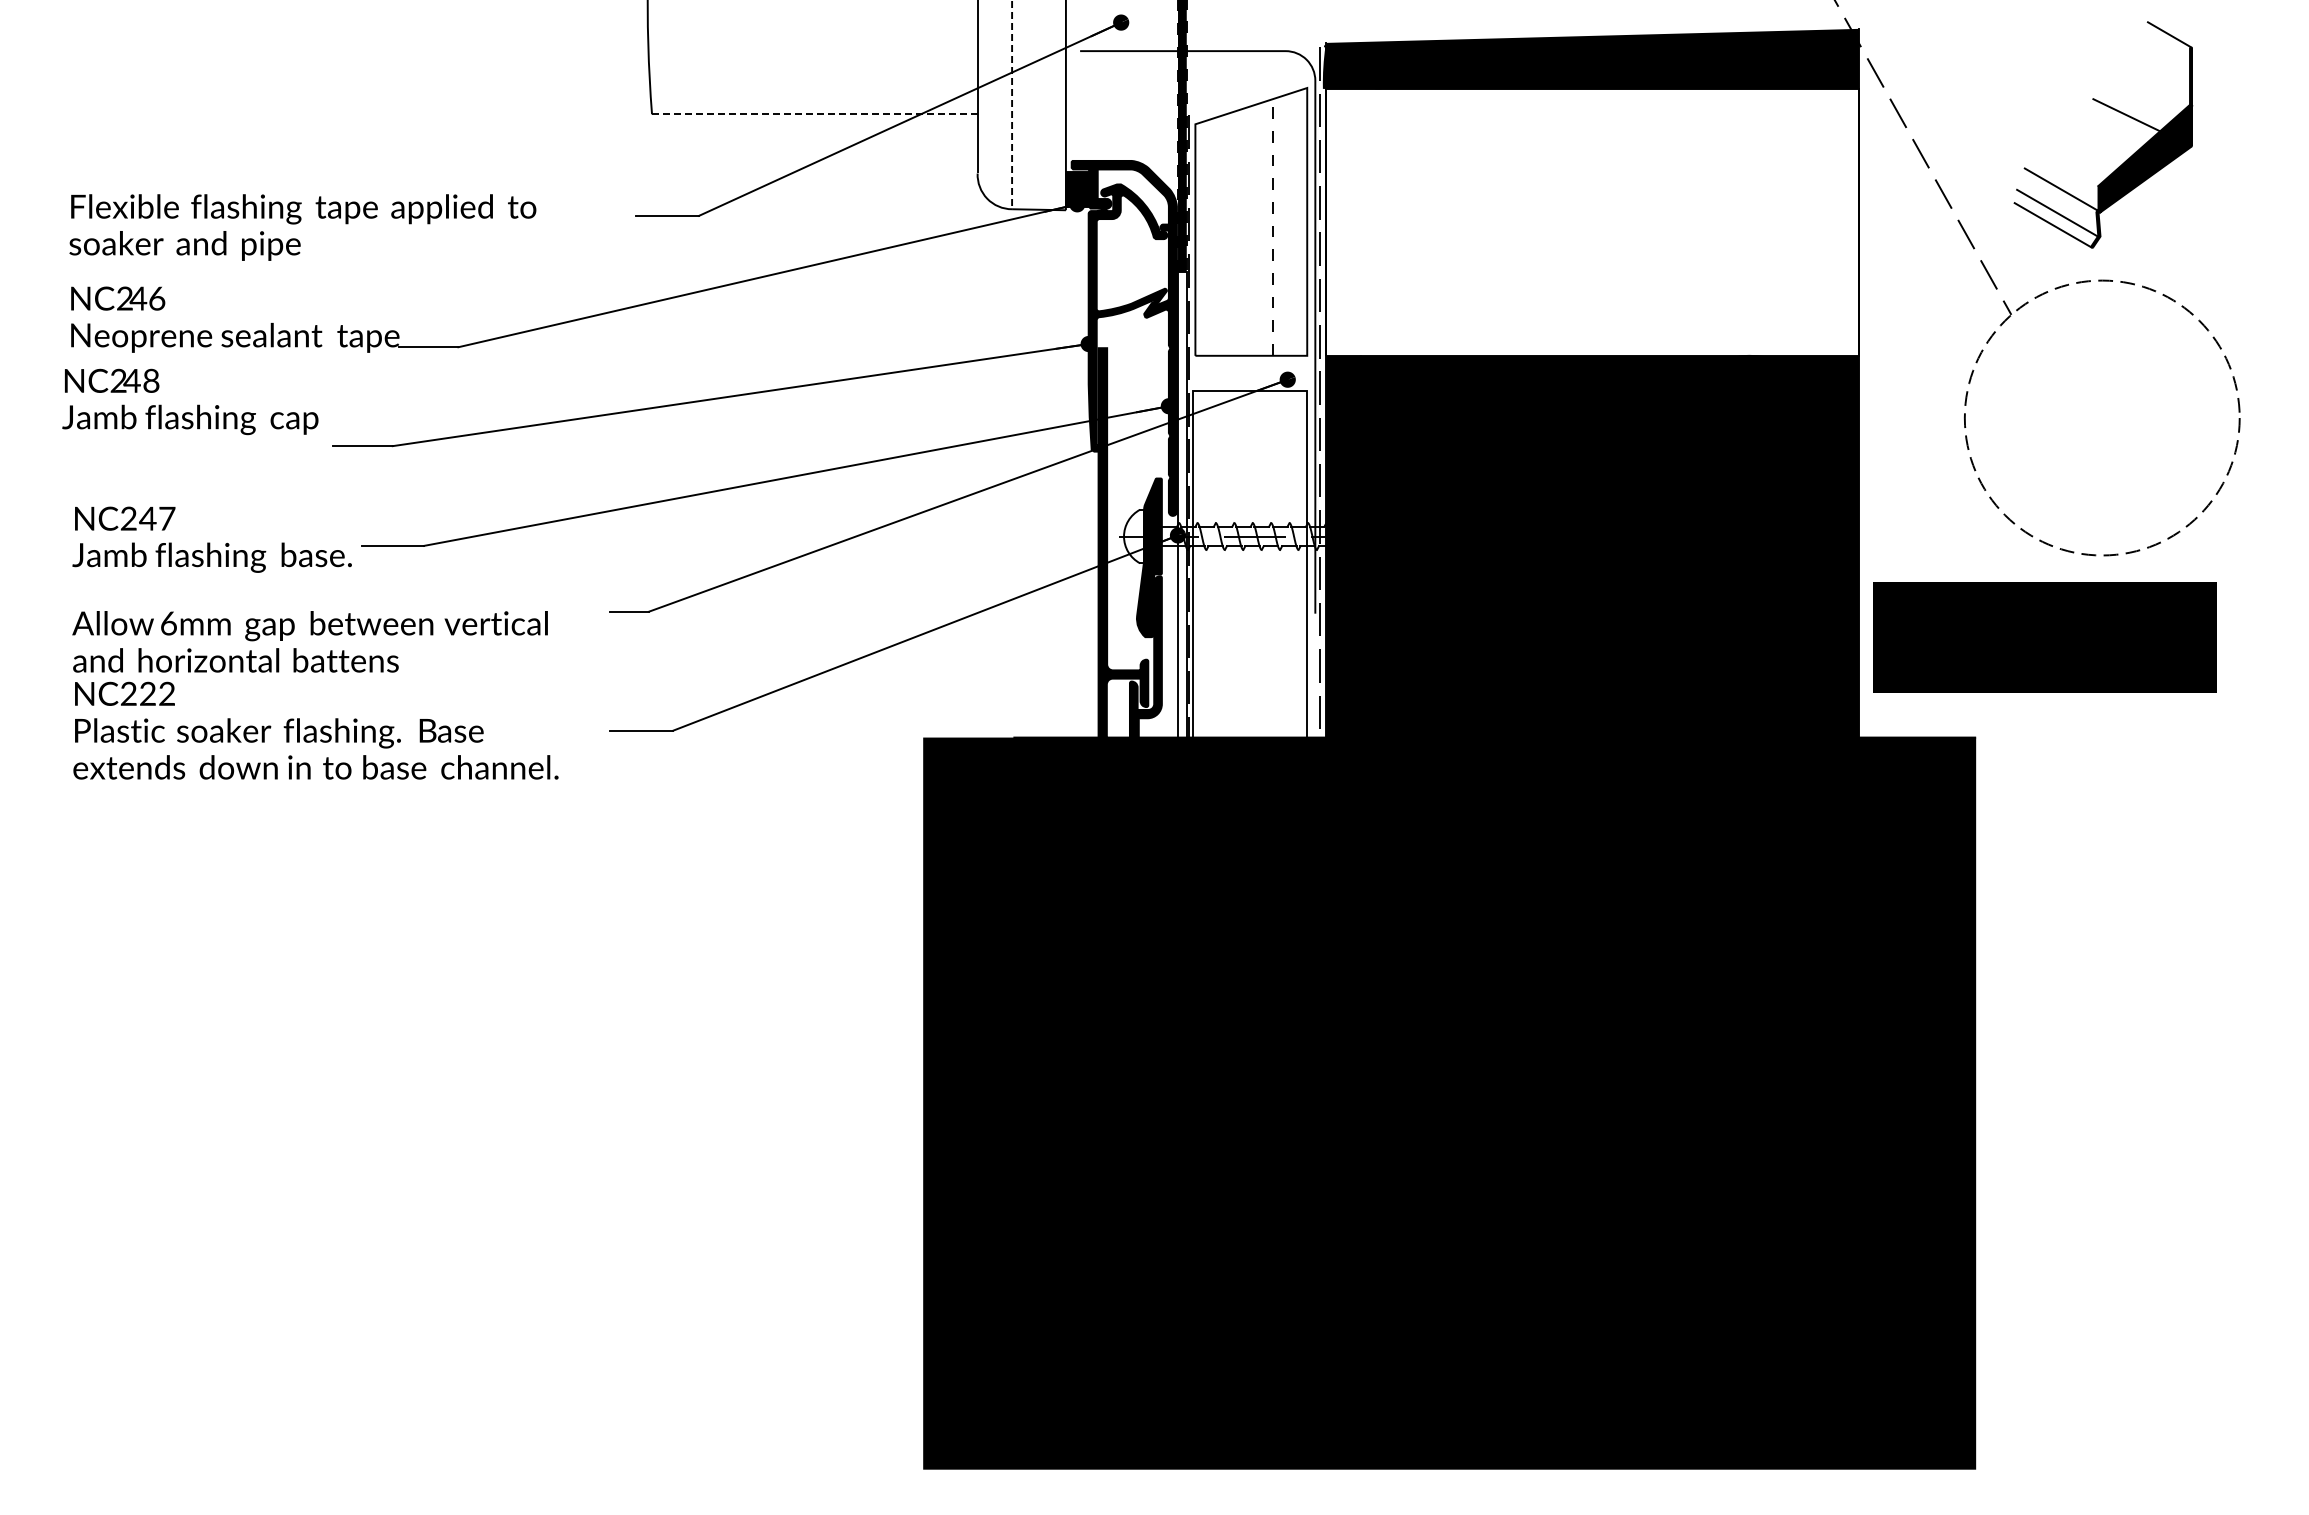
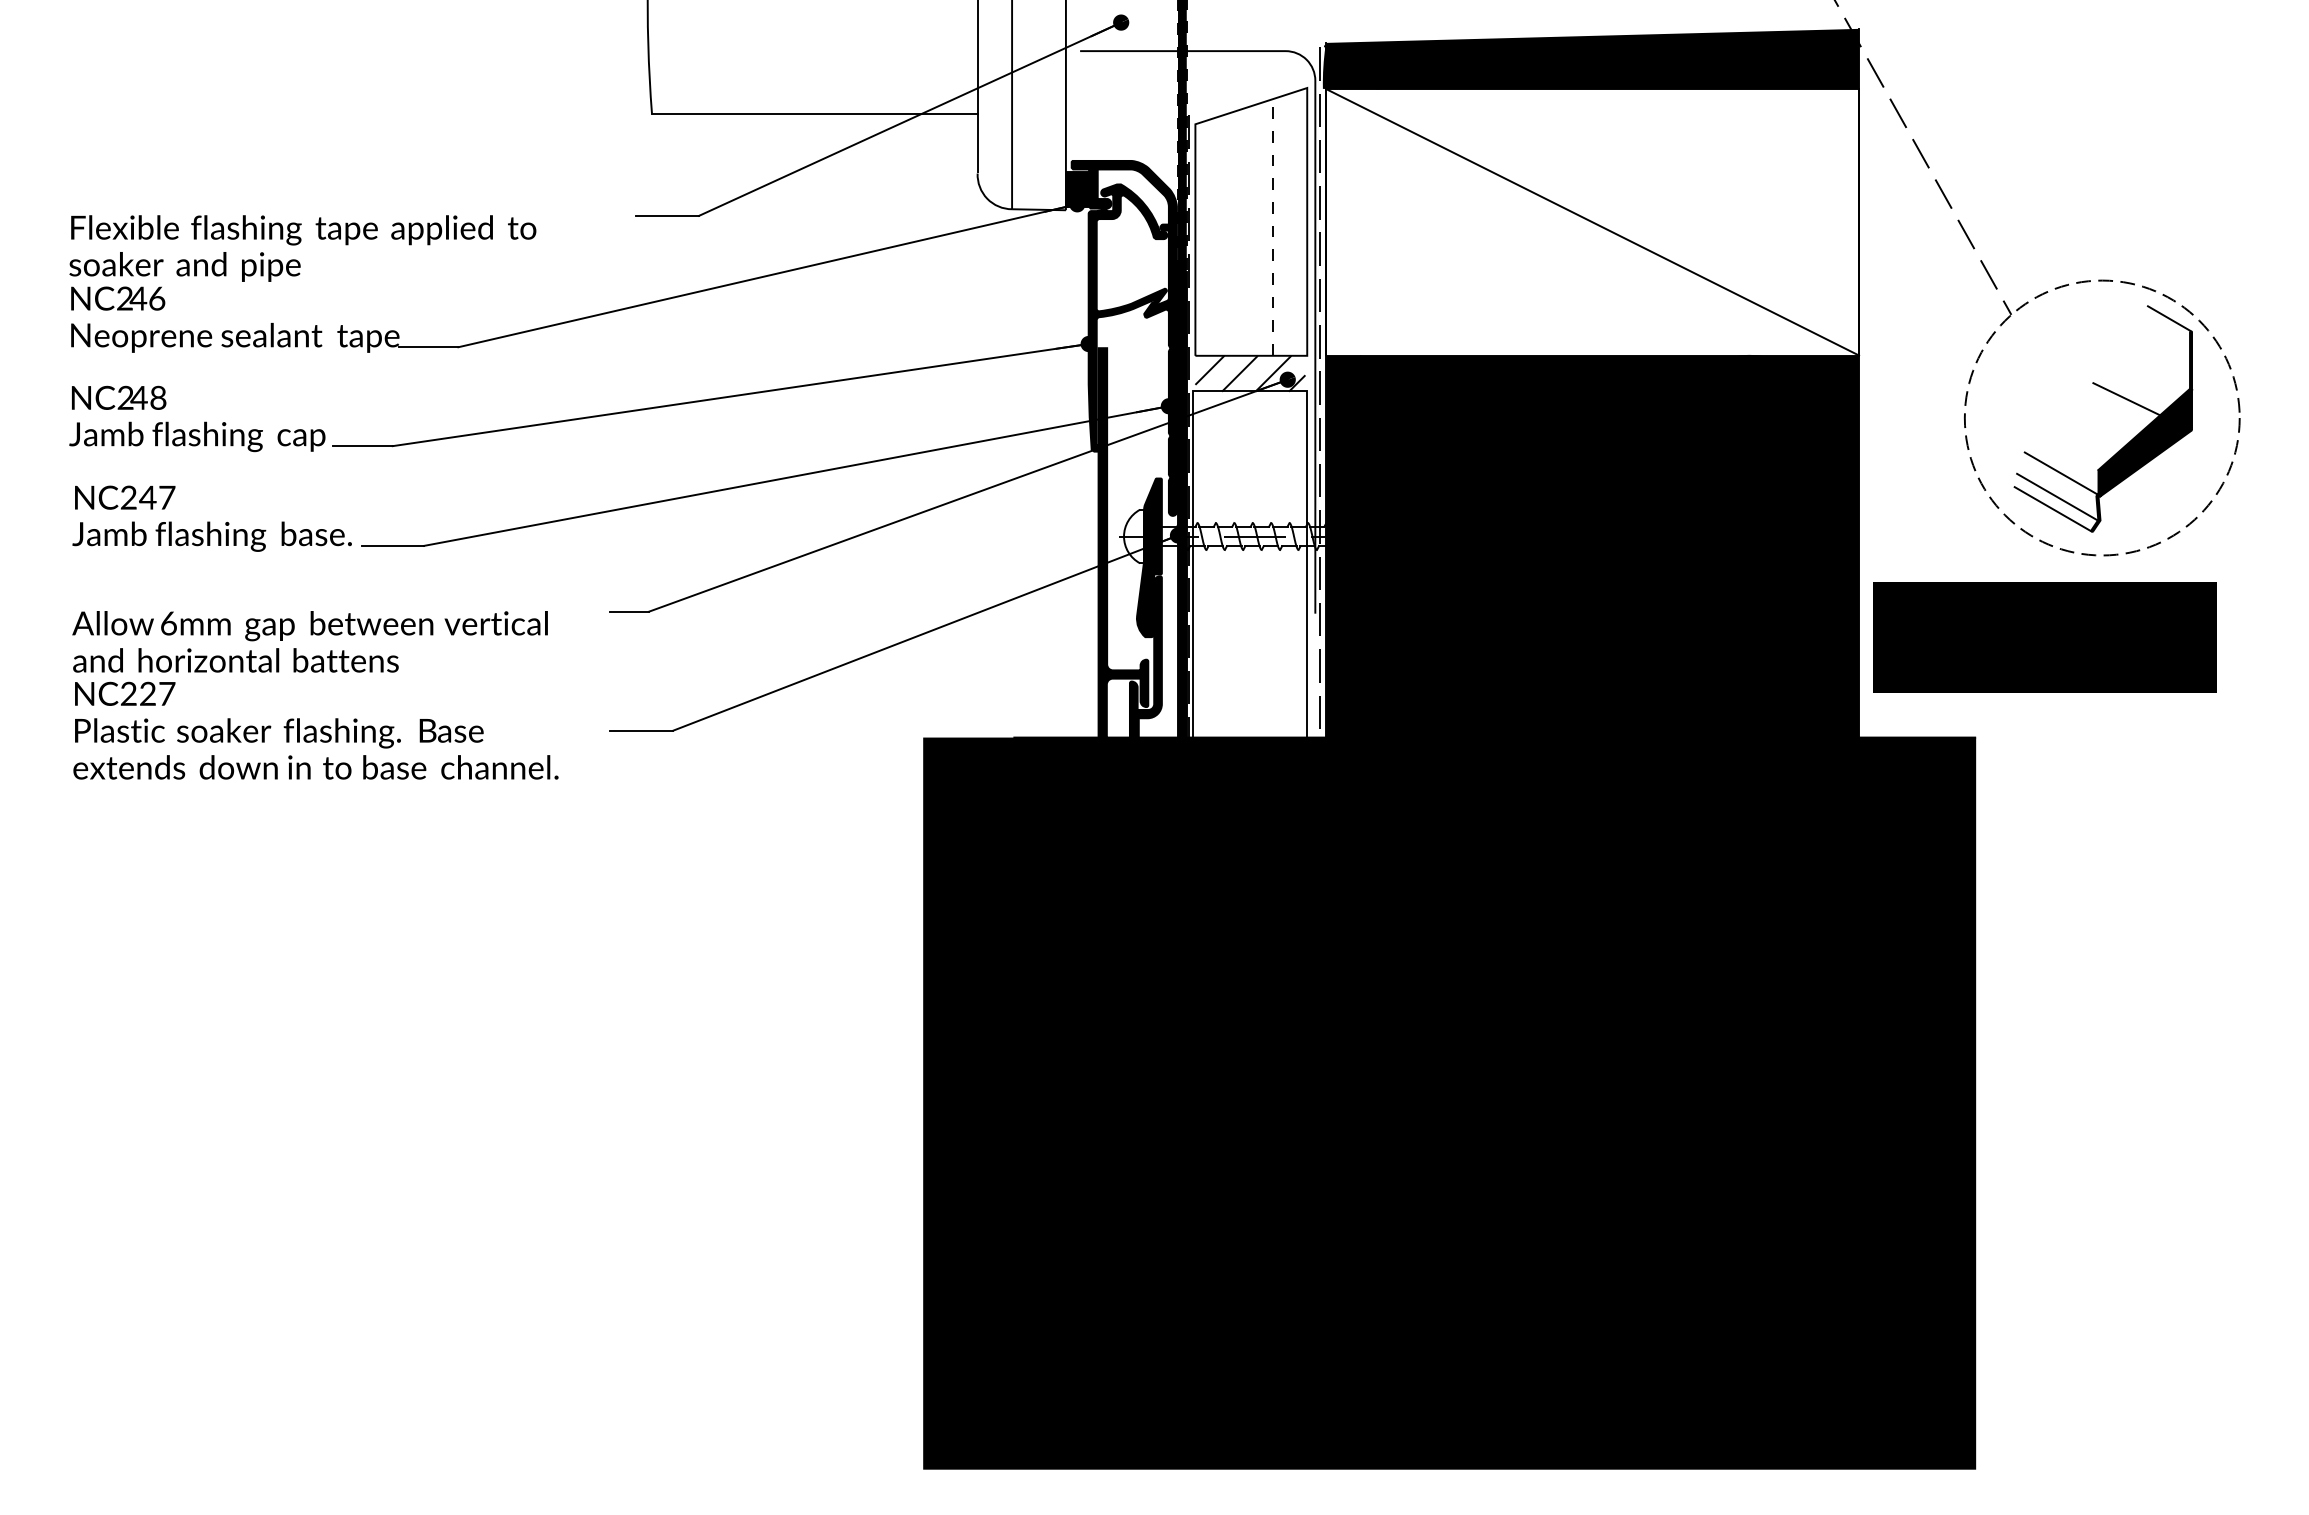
line: dashed -> solid (1012, 105)
part position: (2114, 110) -> (2114, 394) (2114, 394)
line: dashed -> solid (814, 114)
line: none -> present (1592, 222)
text position: (302, 227) -> (302, 248) (302, 248)
hatch: none -> present (1250, 373)
text position: (190, 401) -> (197, 418) (197, 418)
text position: (211, 539) -> (211, 518) (211, 518)
fill: none -> present (1182, 548)
text: NC222 -> NC227 (167, 693)
